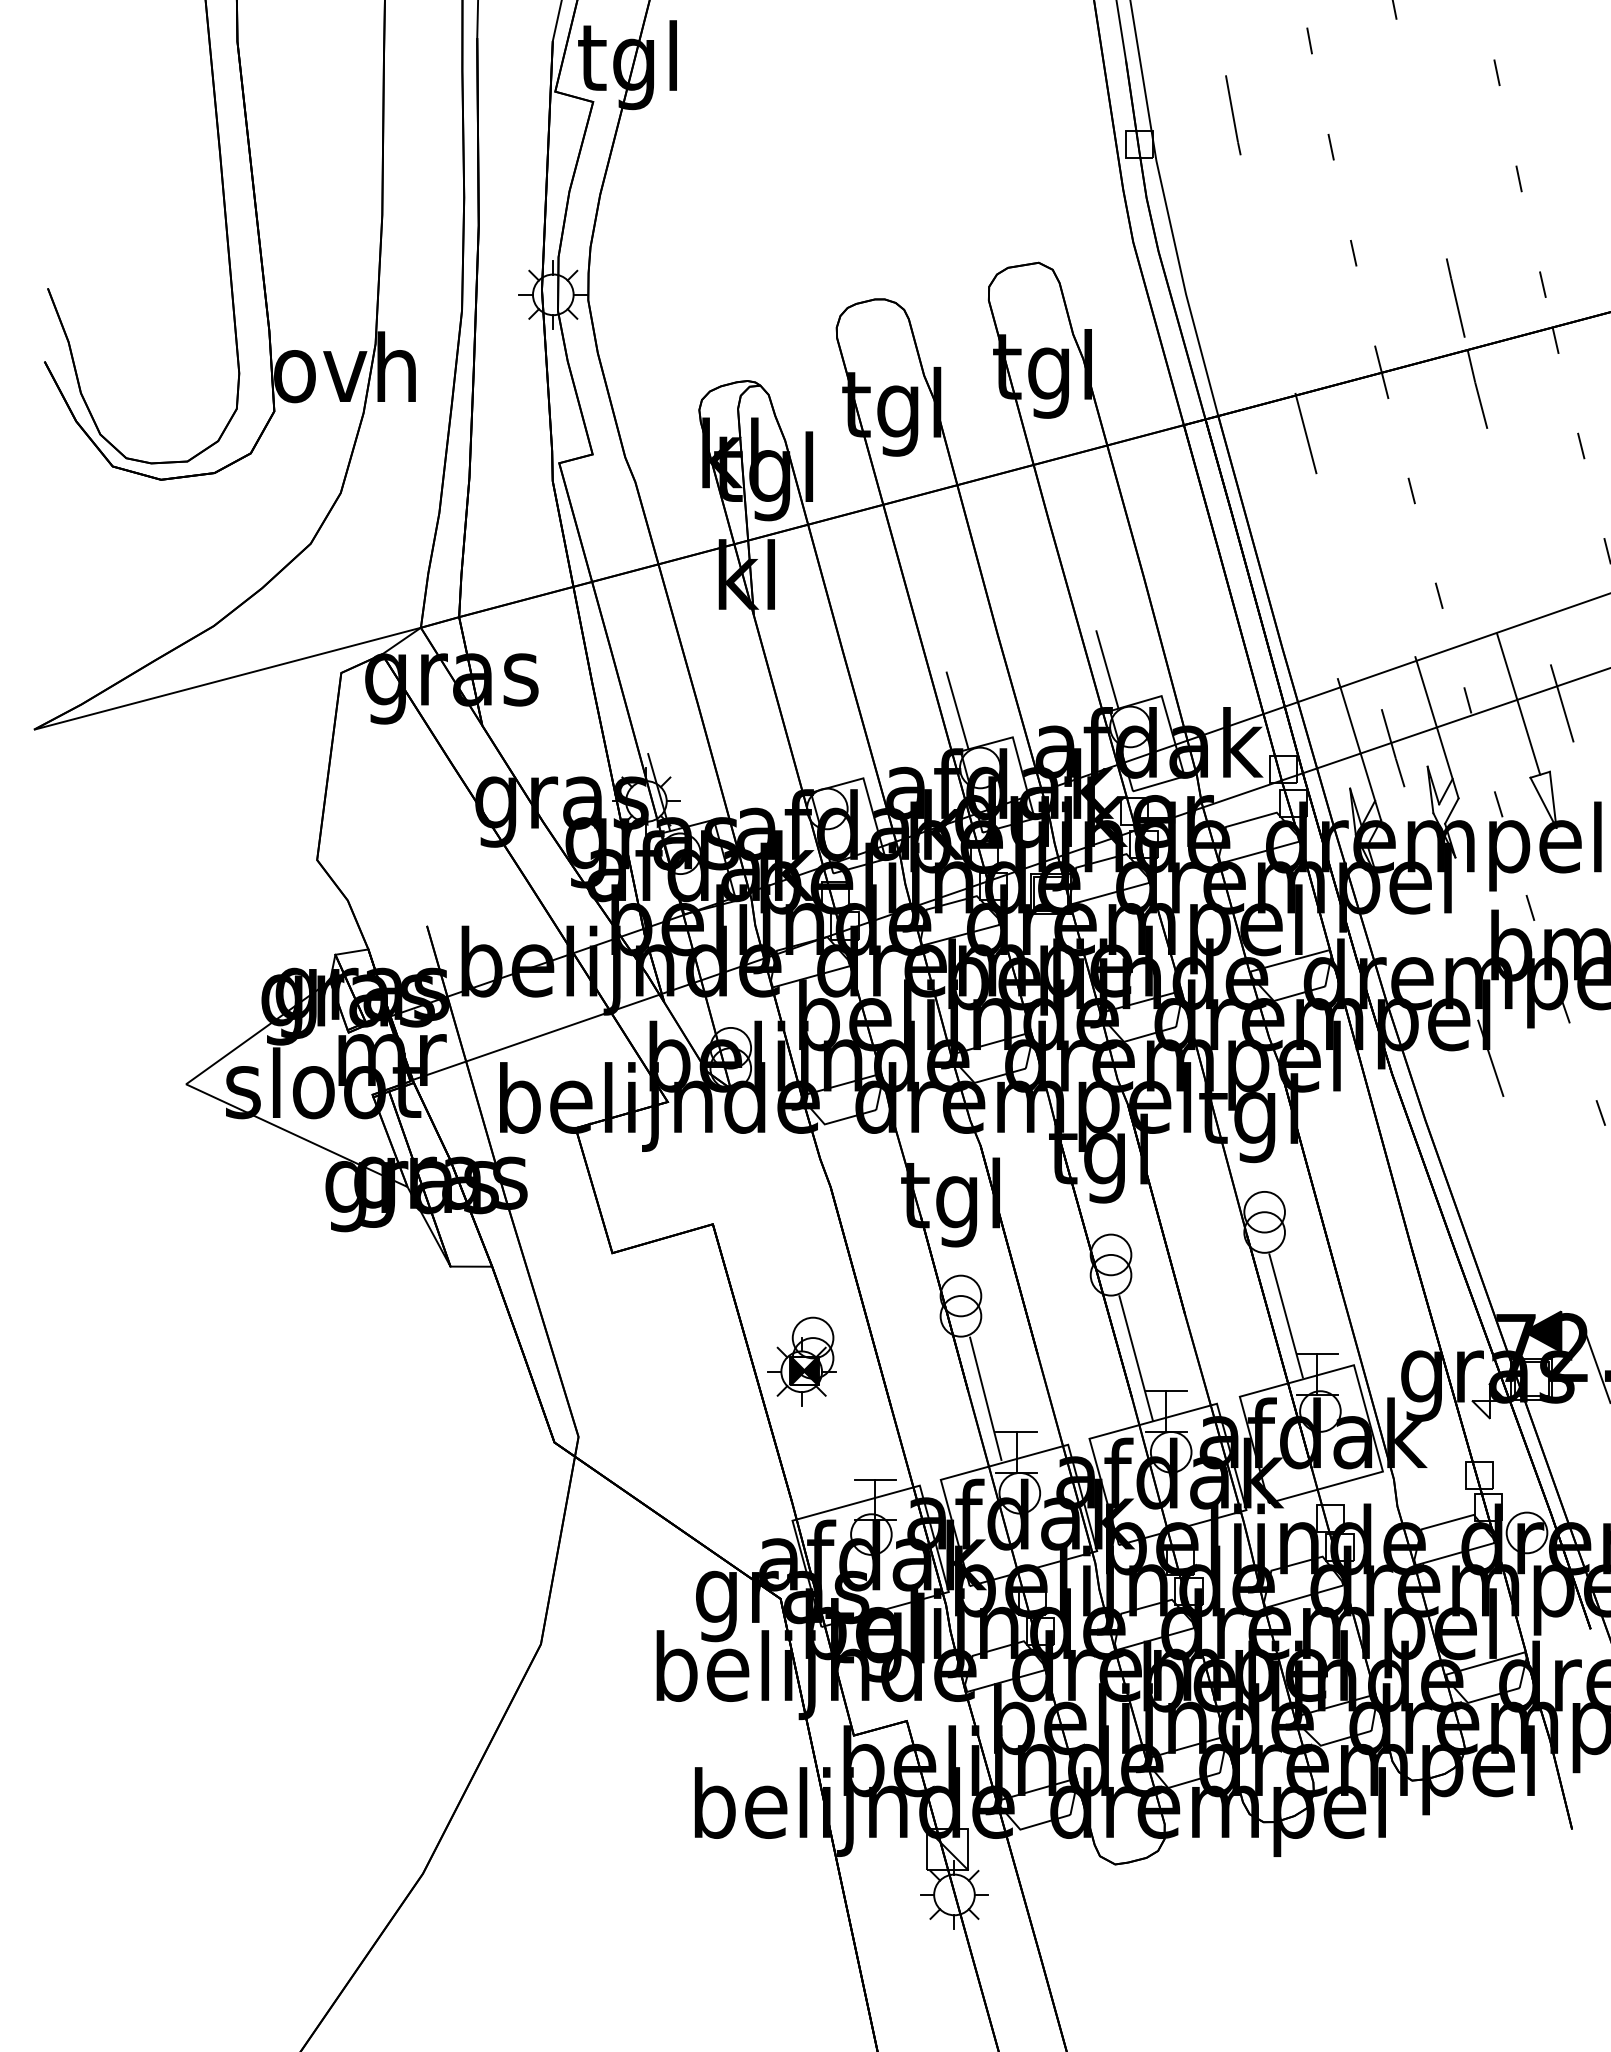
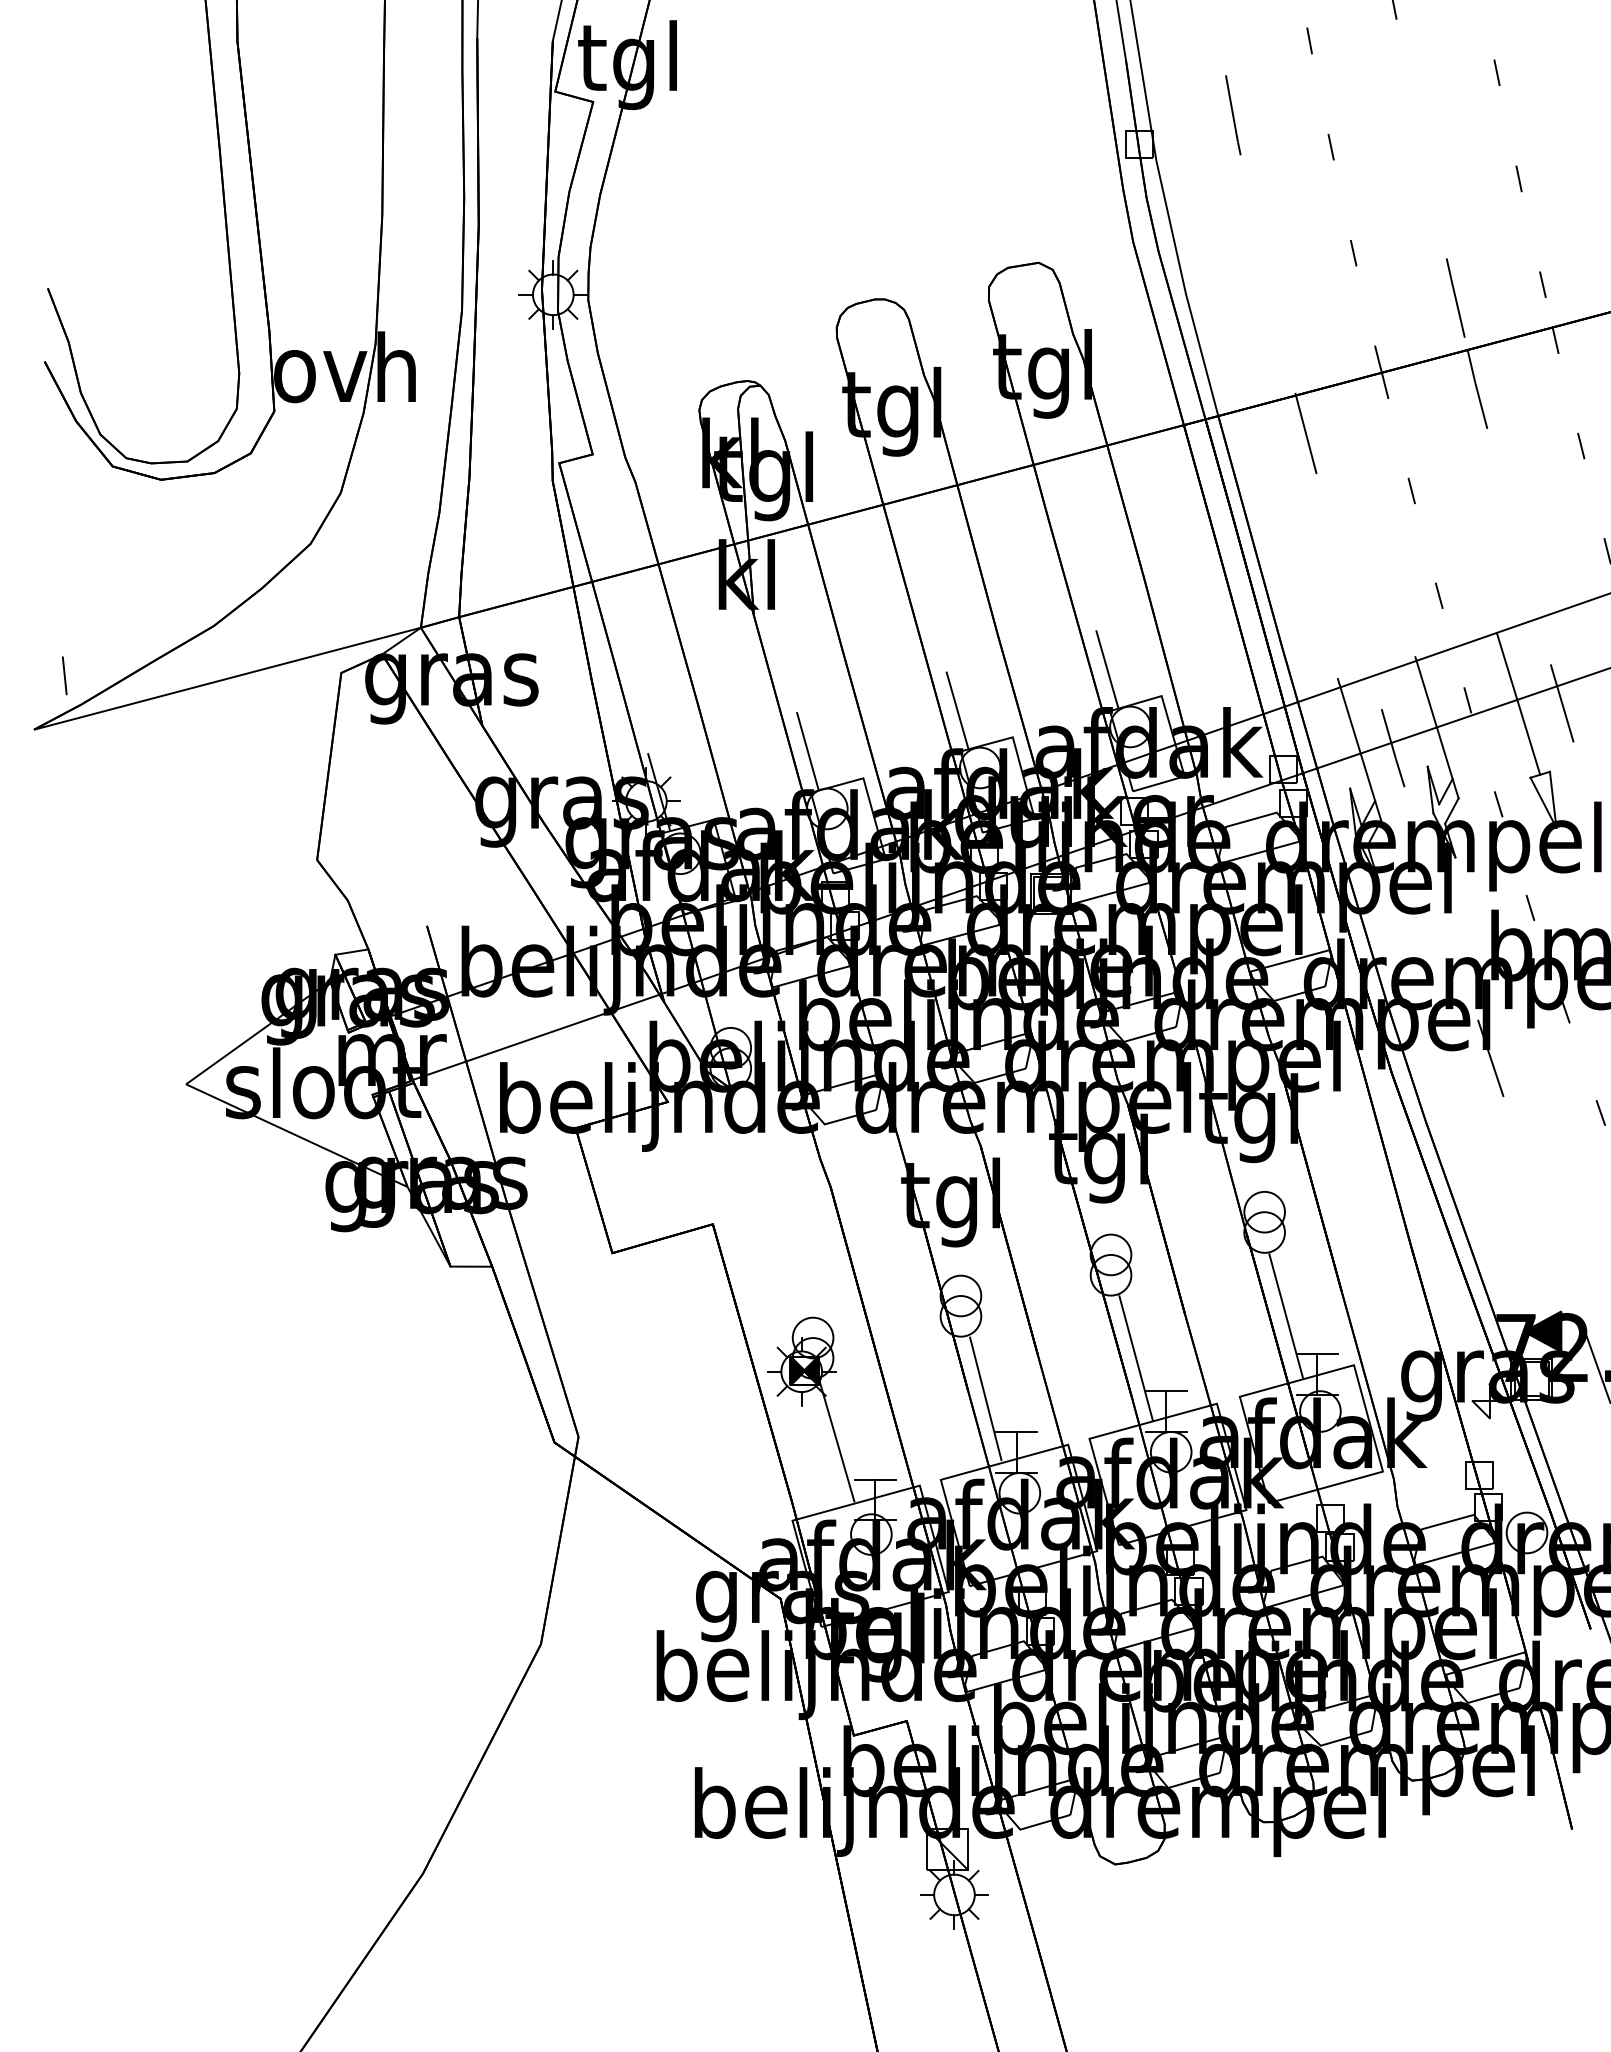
line: none -> present (64, 675)
line: none -> present (807, 751)
line: none -> present (836, 1440)
